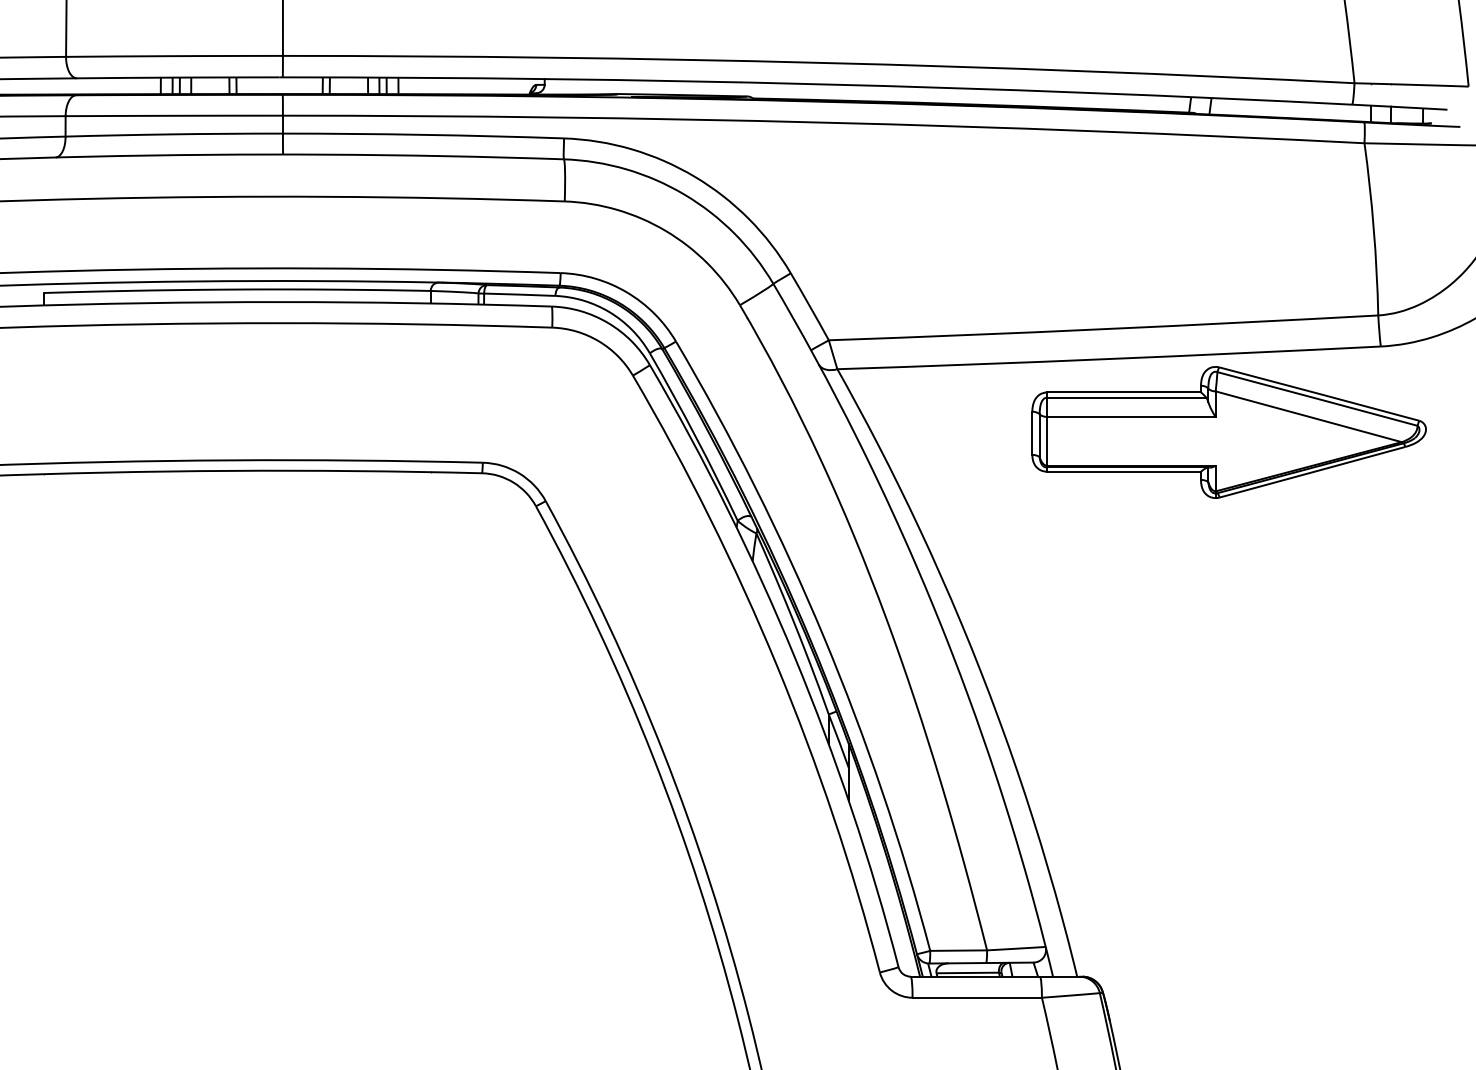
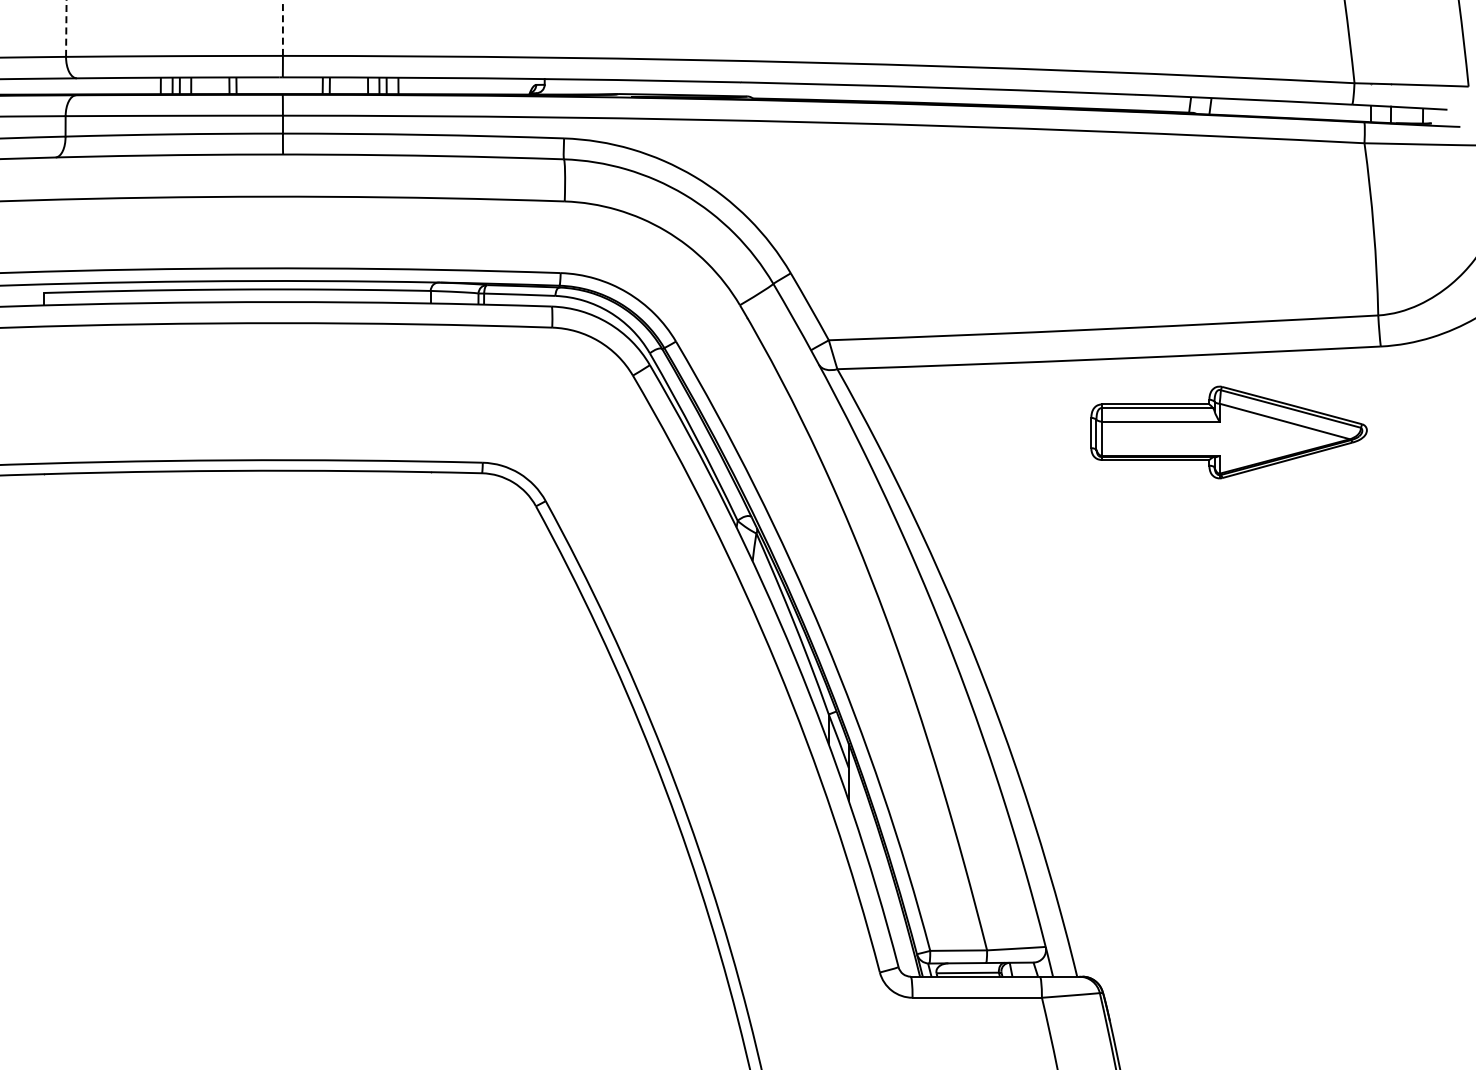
line: solid -> dashed (66, 27)
line: solid -> dashed (282, 27)
part size: 396x133 px -> 278x95 px (1228, 432)
